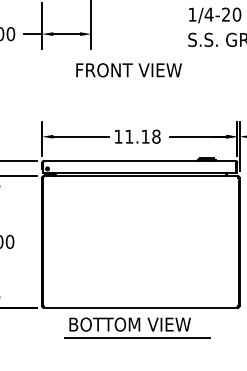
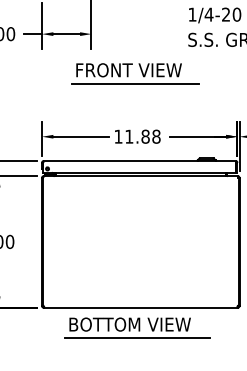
line: none -> present (135, 84)
text: 11.18 -> 11.88 (145, 136)
